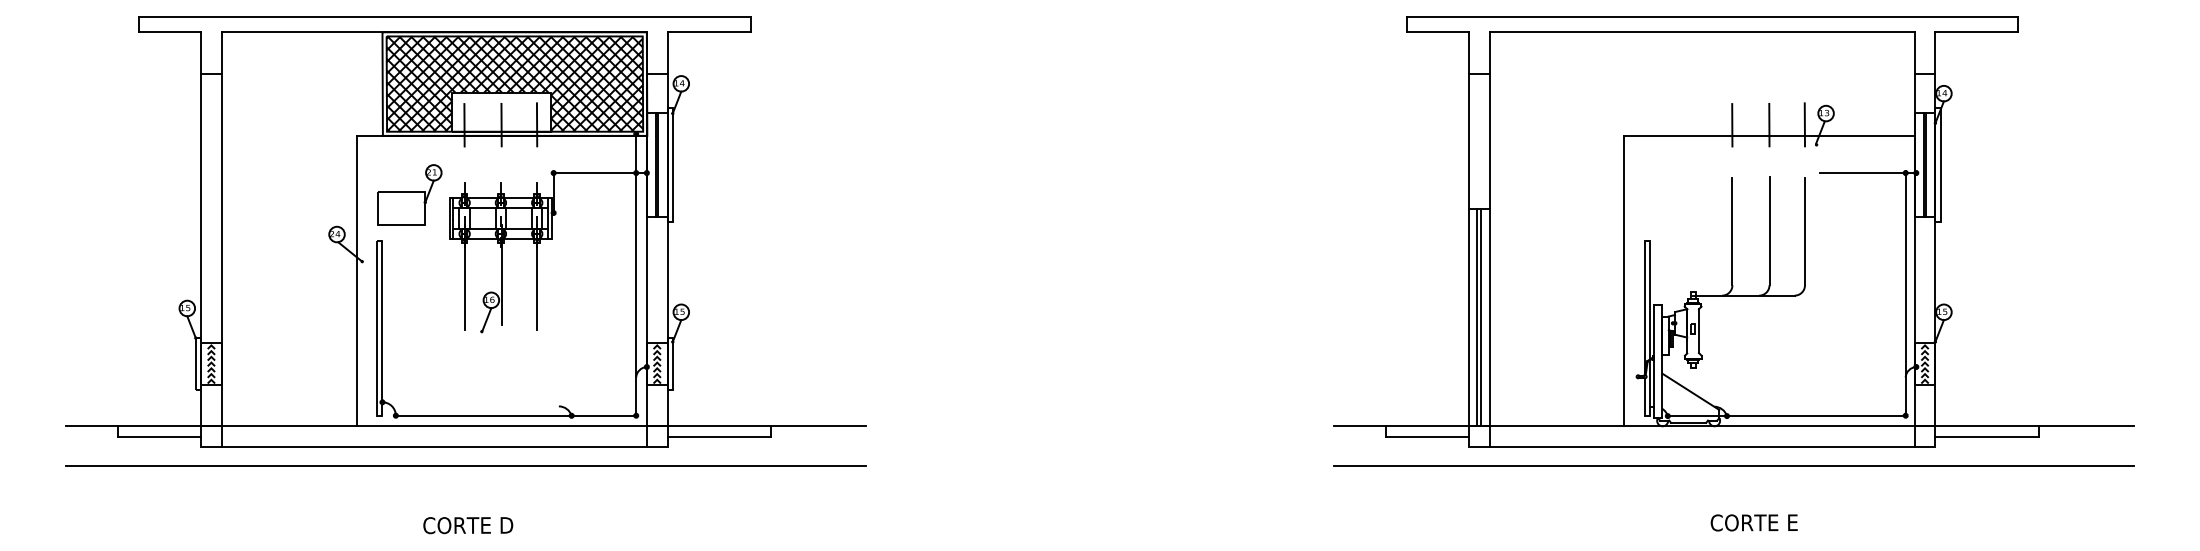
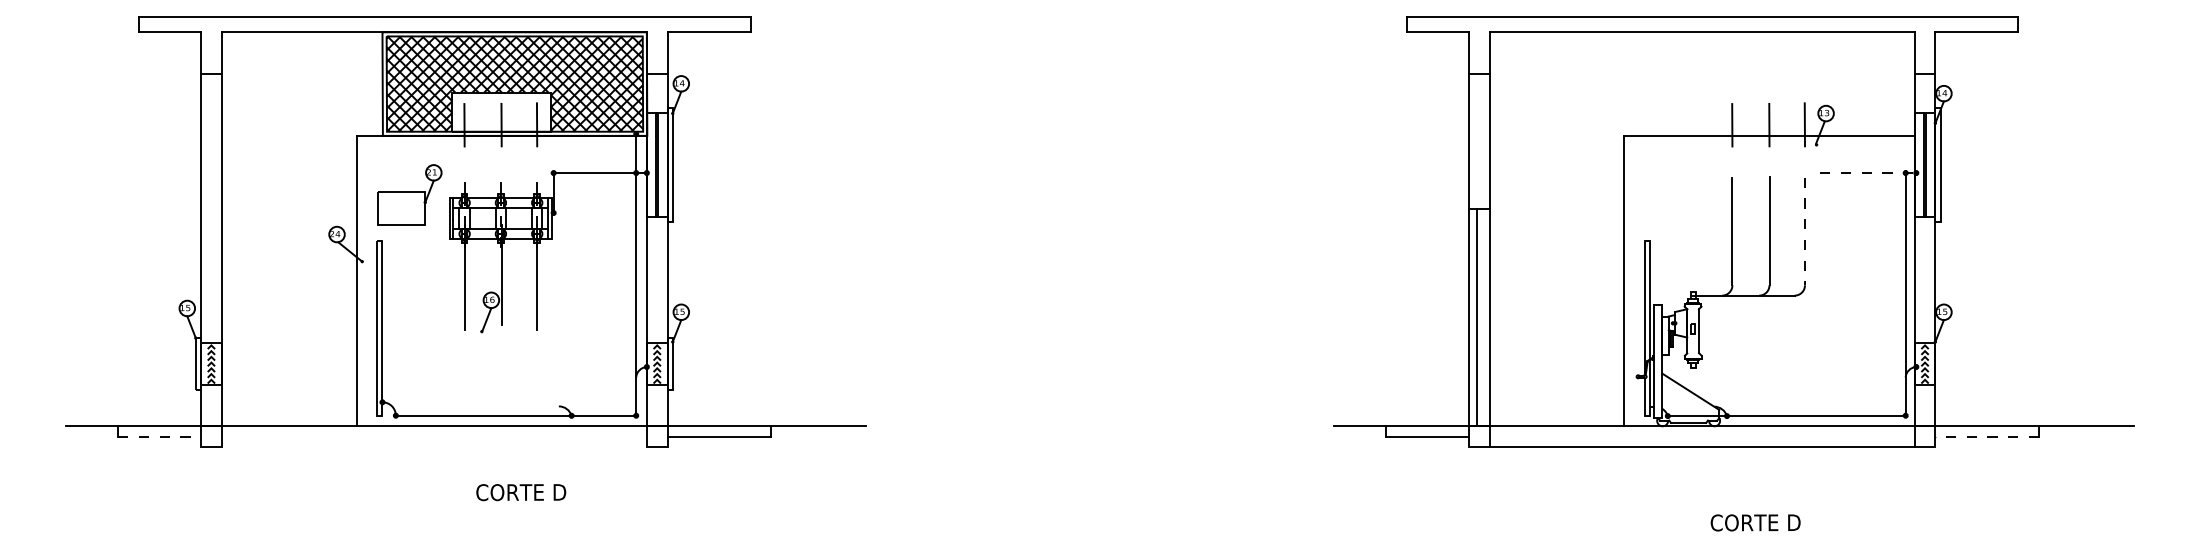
line: solid -> dashed (1868, 173)
line: solid -> dashed (1805, 231)
line: present -> none (1481, 317)
line: solid -> dashed (160, 436)
line: solid -> dashed (1987, 436)
line: present -> none (433, 447)
line: present -> none (465, 466)
line: present -> none (1733, 466)
text: CORTE E -> CORTE D (1795, 522)
text position: (468, 525) -> (521, 492) (521, 492)
